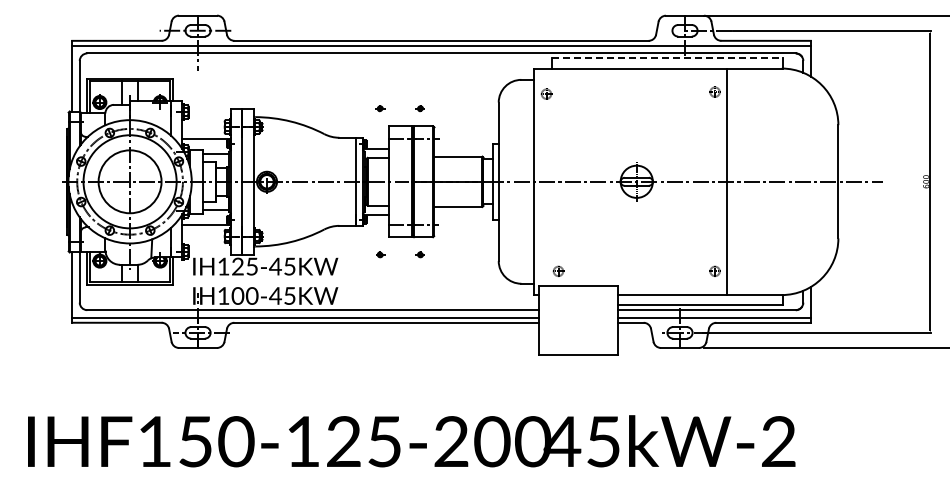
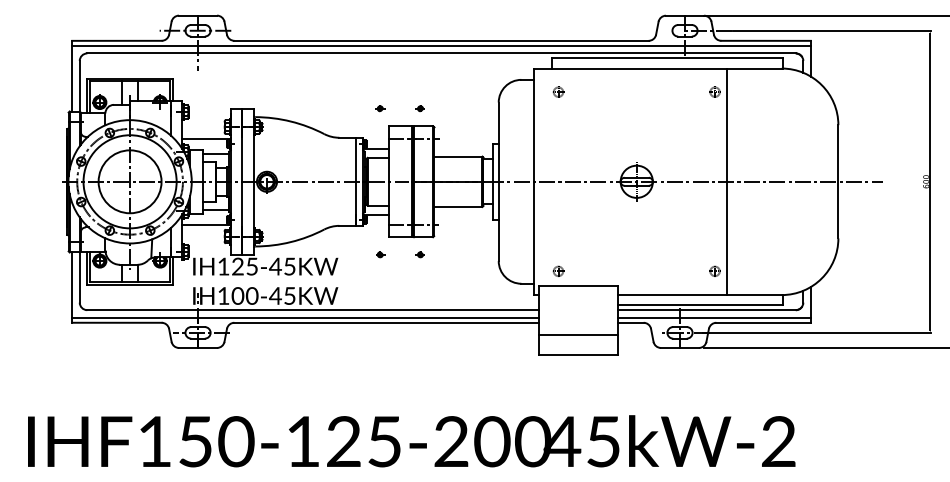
line: dashed -> solid (667, 58)
part position: (546, 93) -> (558, 91) (558, 91)
line: none -> present (577, 335)
